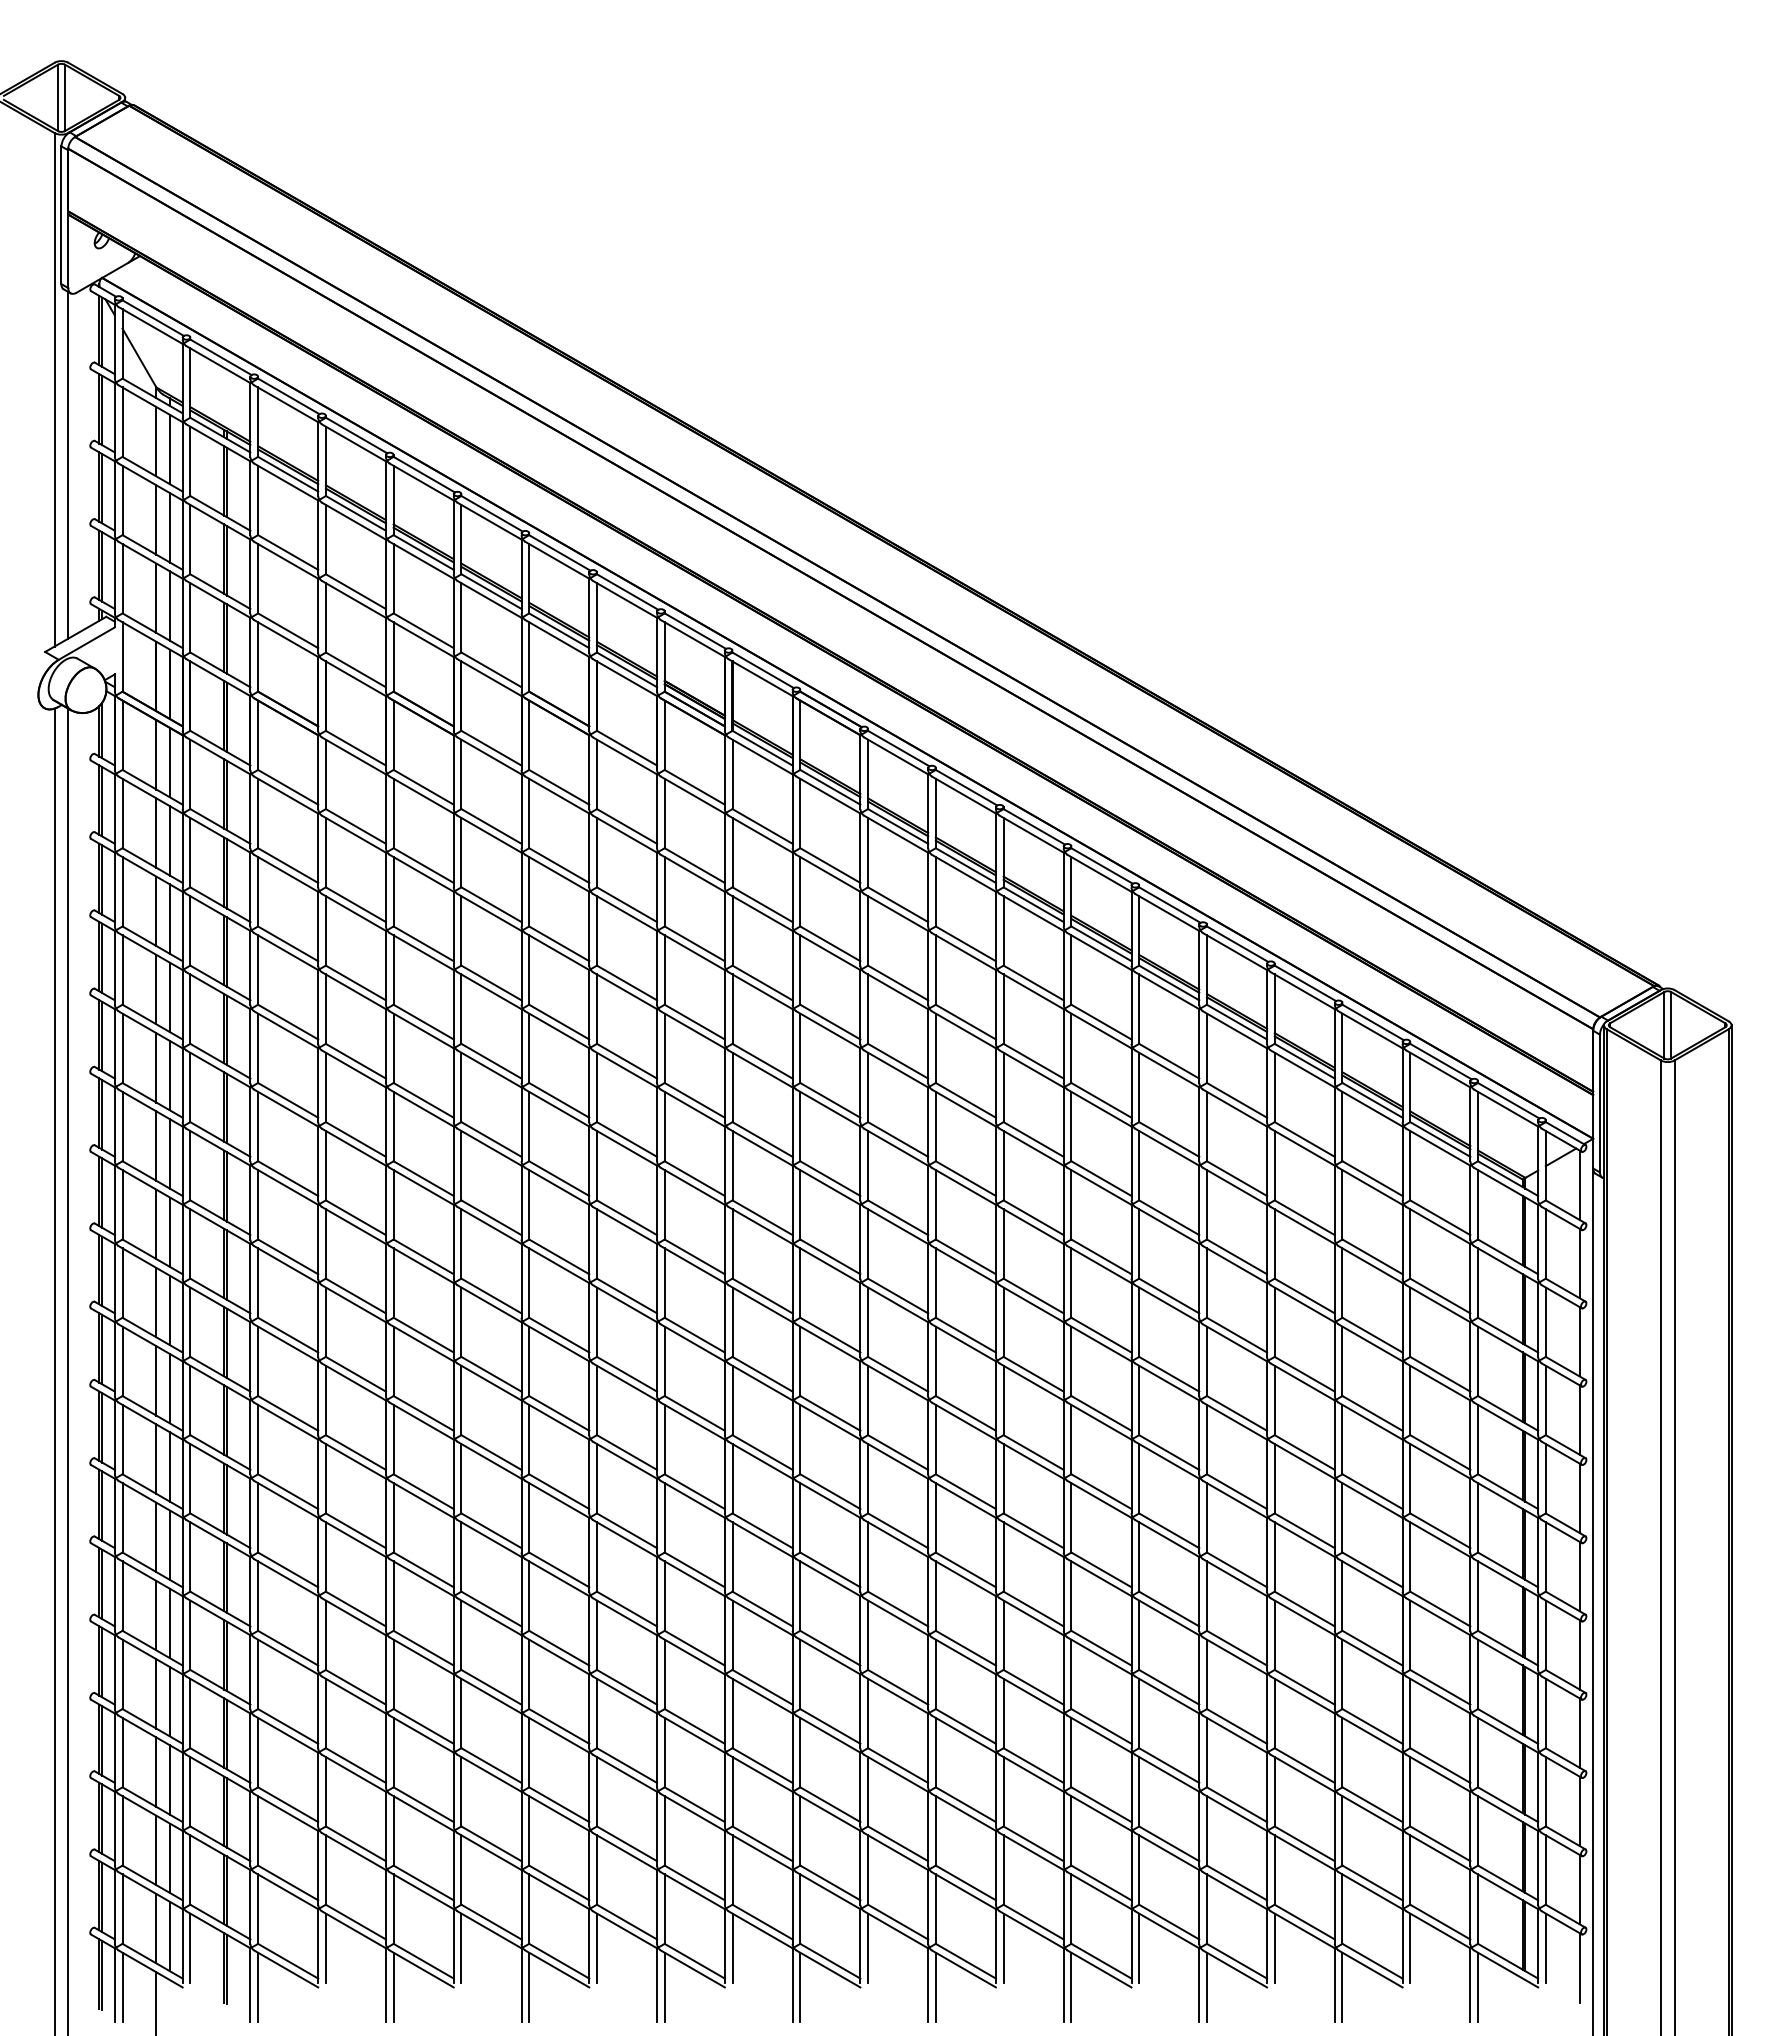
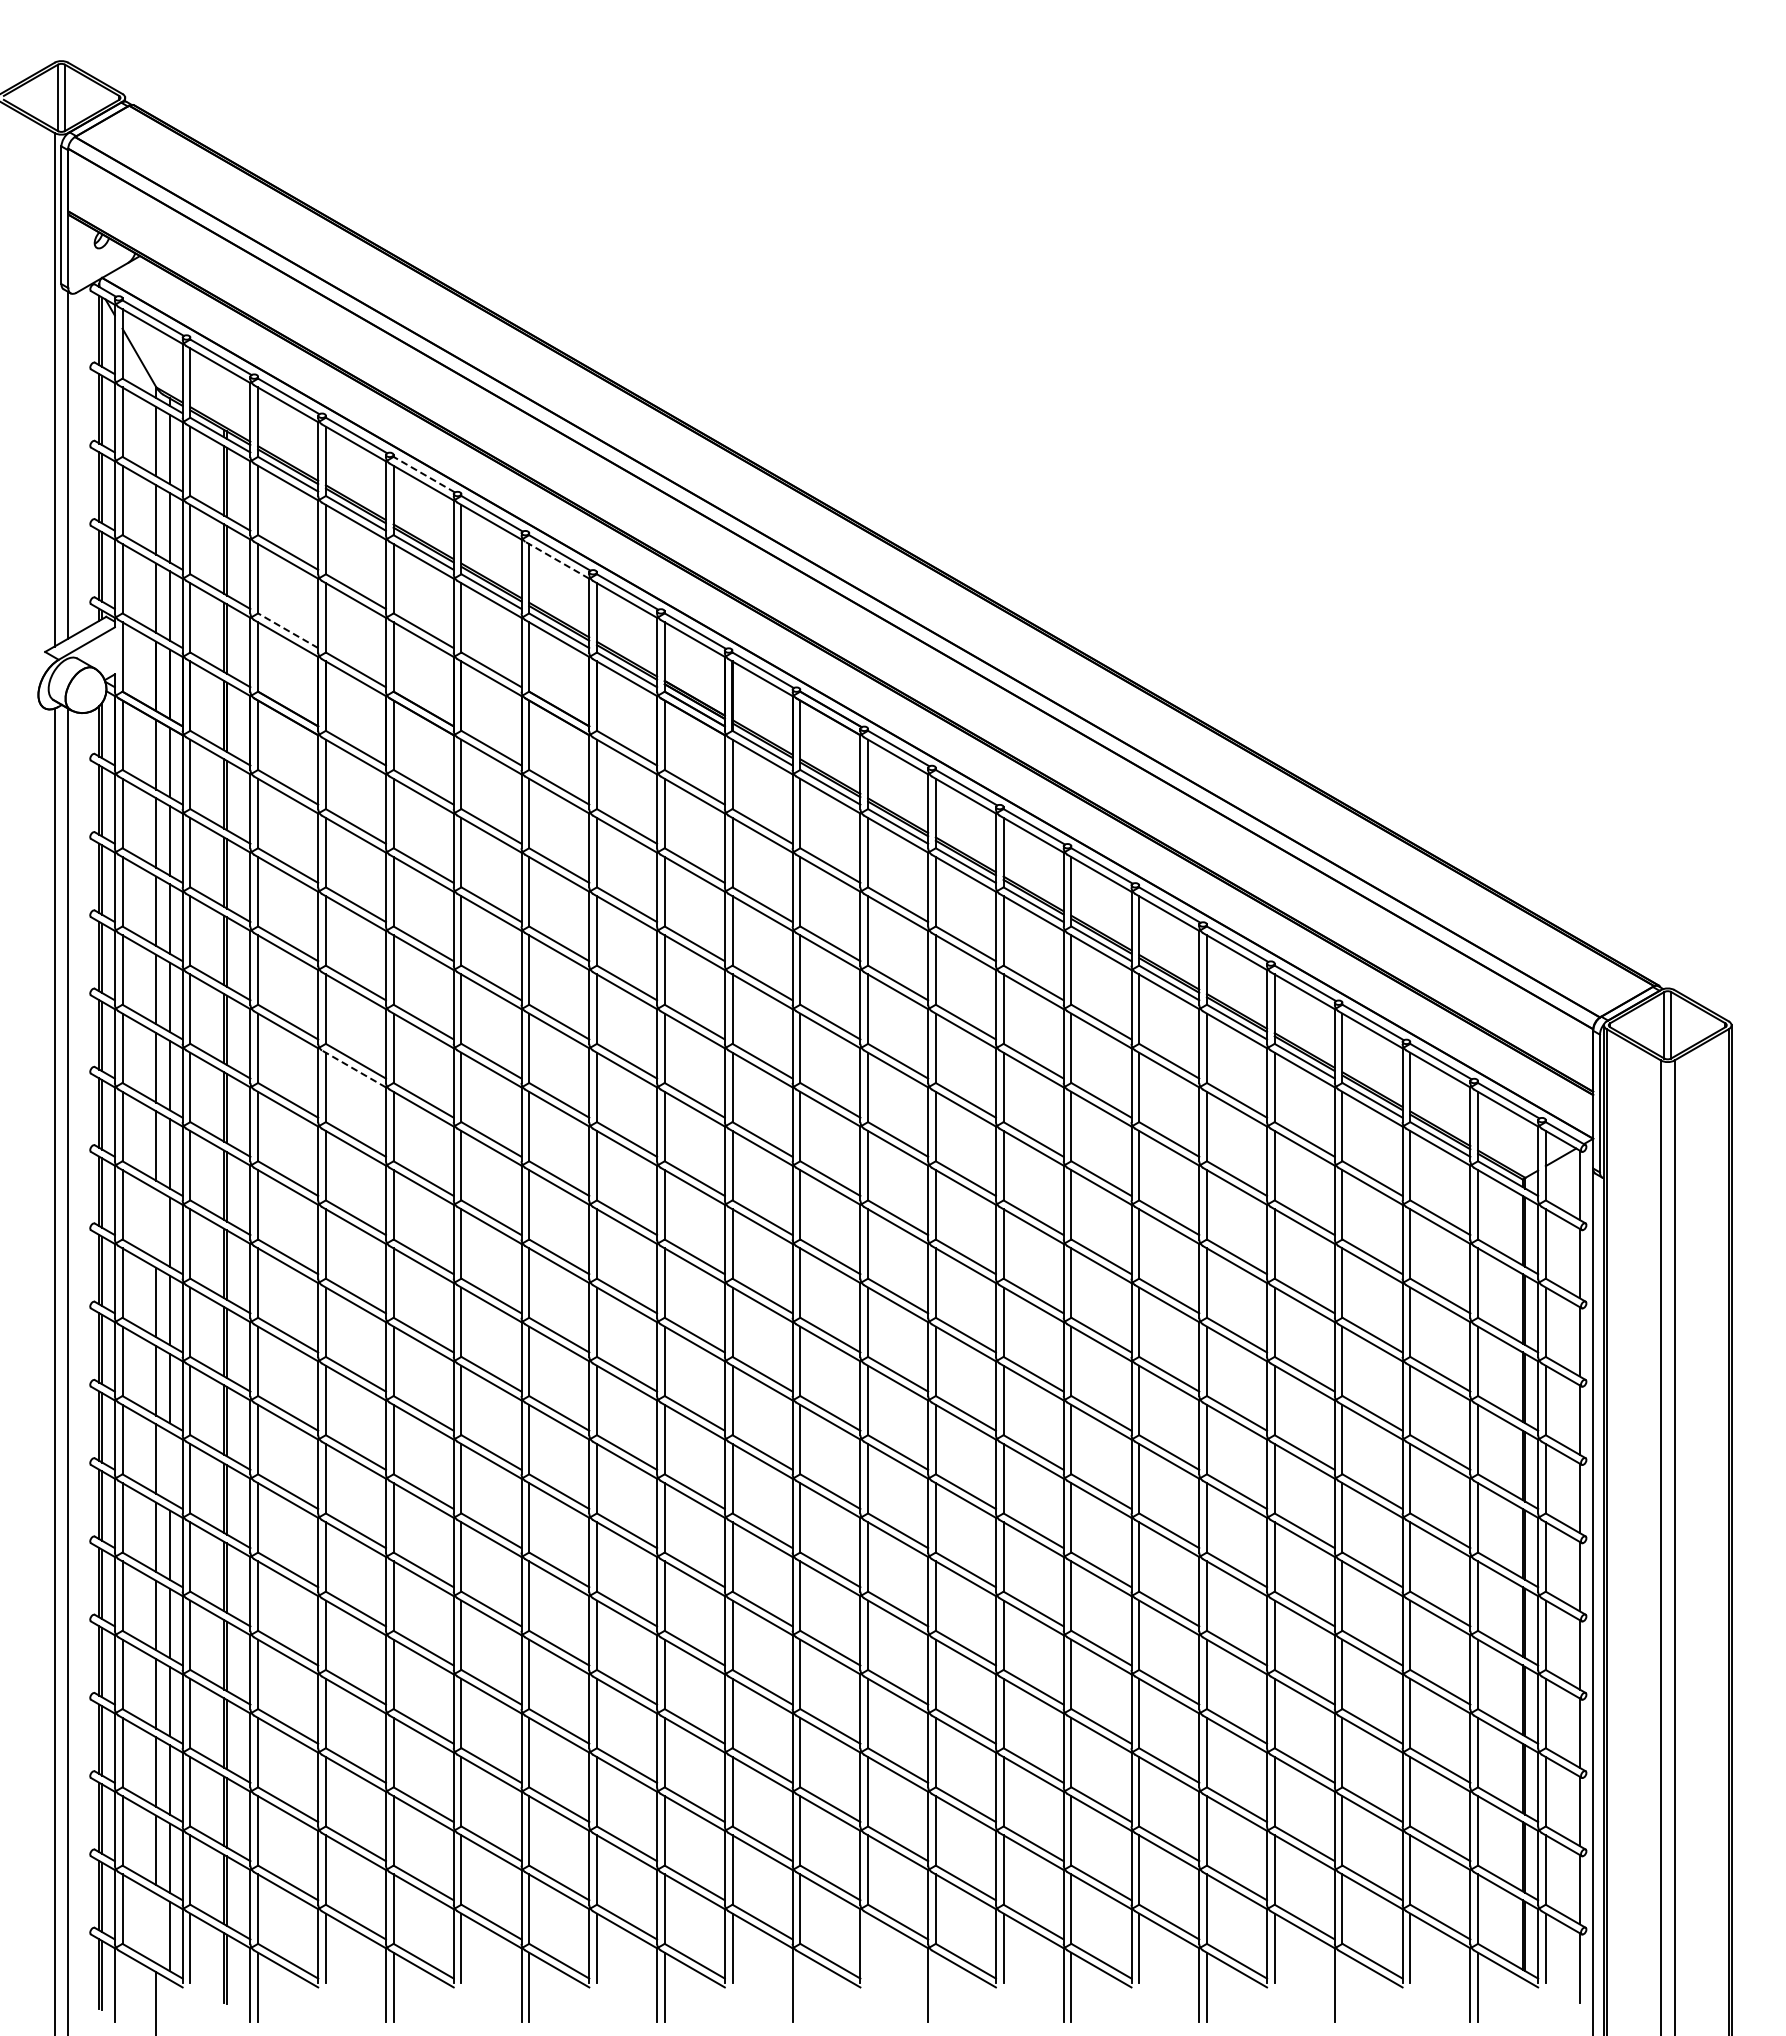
line: solid -> dashed (423, 474)
line: solid -> dashed (557, 560)
line: solid -> dashed (288, 630)
line: solid -> dashed (354, 1068)
line: present -> none (156, 1224)
line: present -> none (169, 1466)
line: present -> none (156, 1928)
line: present -> none (868, 1948)
line: present -> none (122, 1987)
line: present -> none (800, 1987)
line: present -> none (935, 1987)
line: present -> none (1342, 1987)
